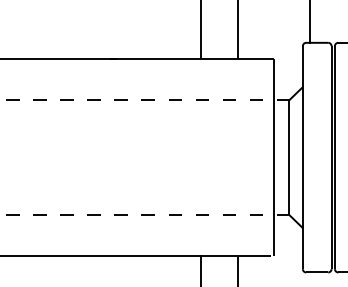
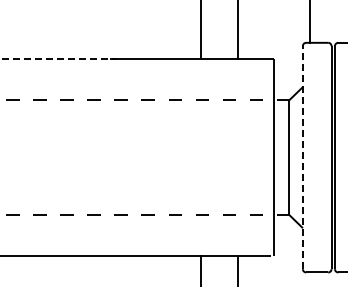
line: solid -> dashed (59, 59)
line: solid -> dashed (302, 157)
